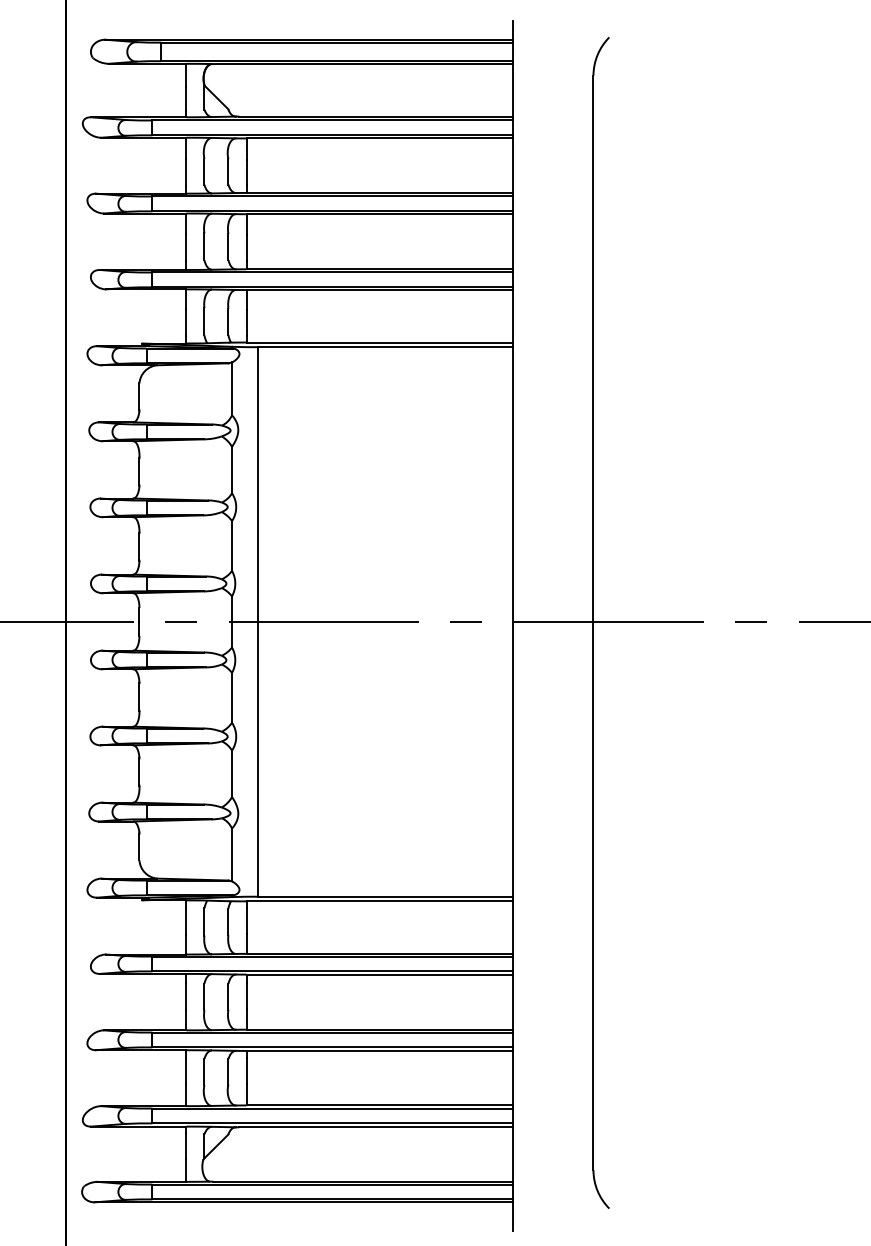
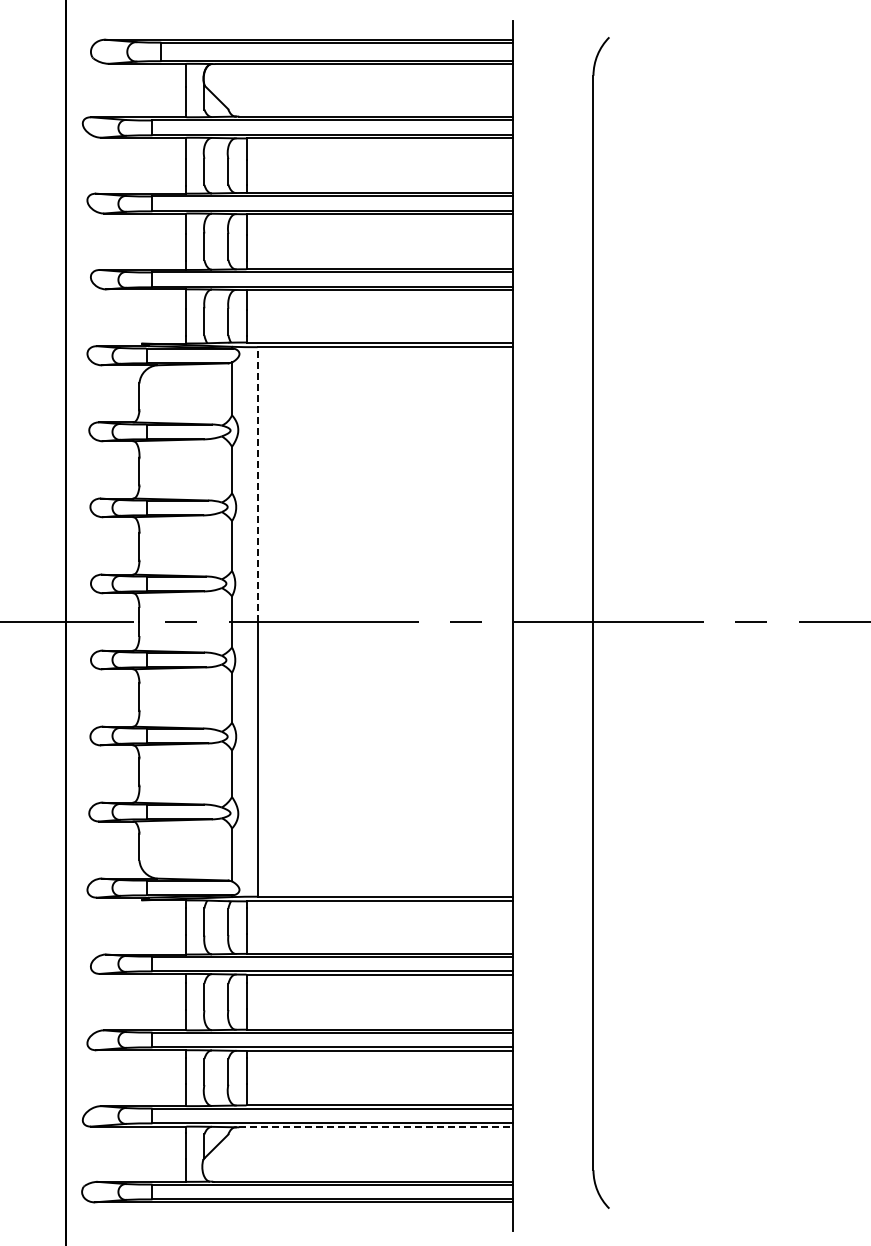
line: solid -> dashed (257, 484)
line: solid -> dashed (376, 1127)
